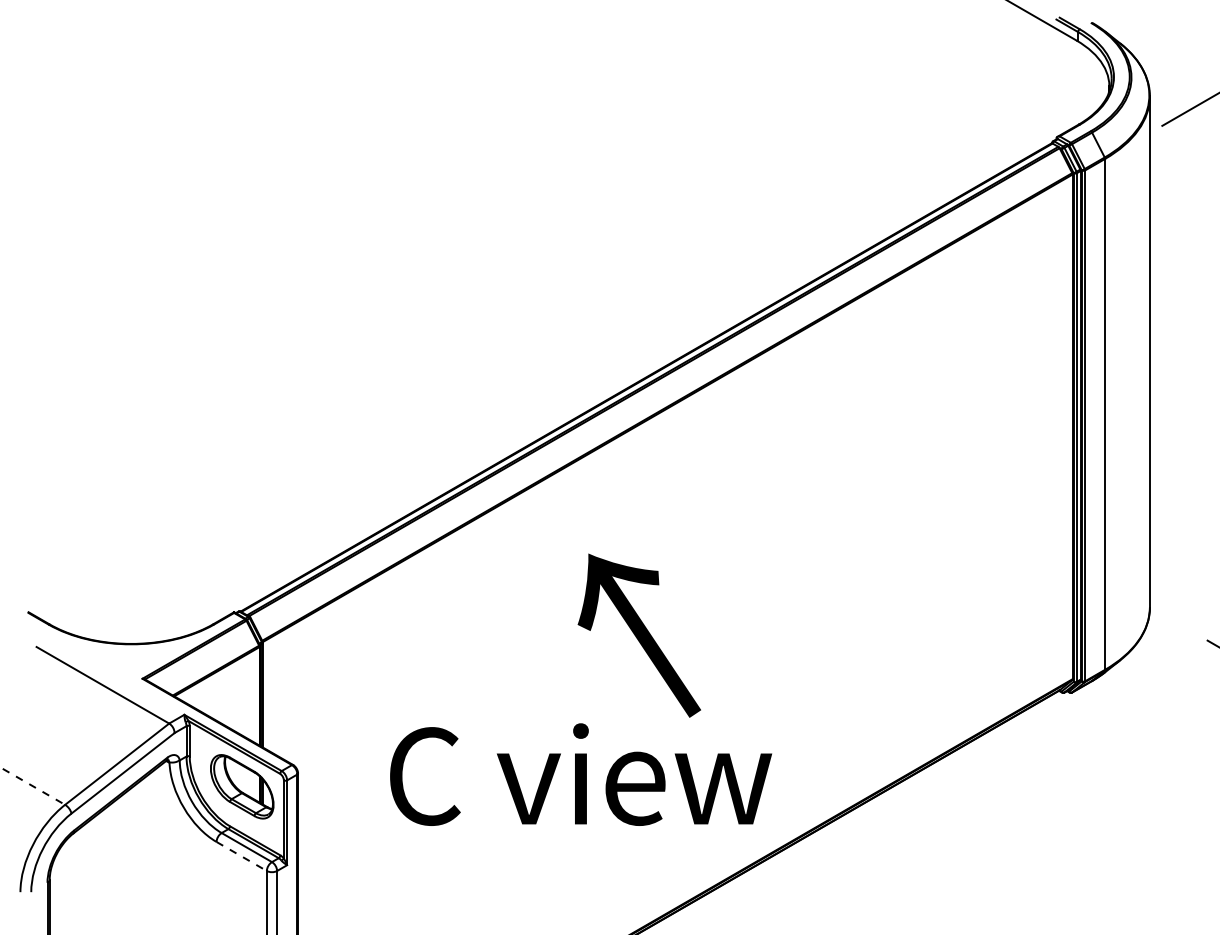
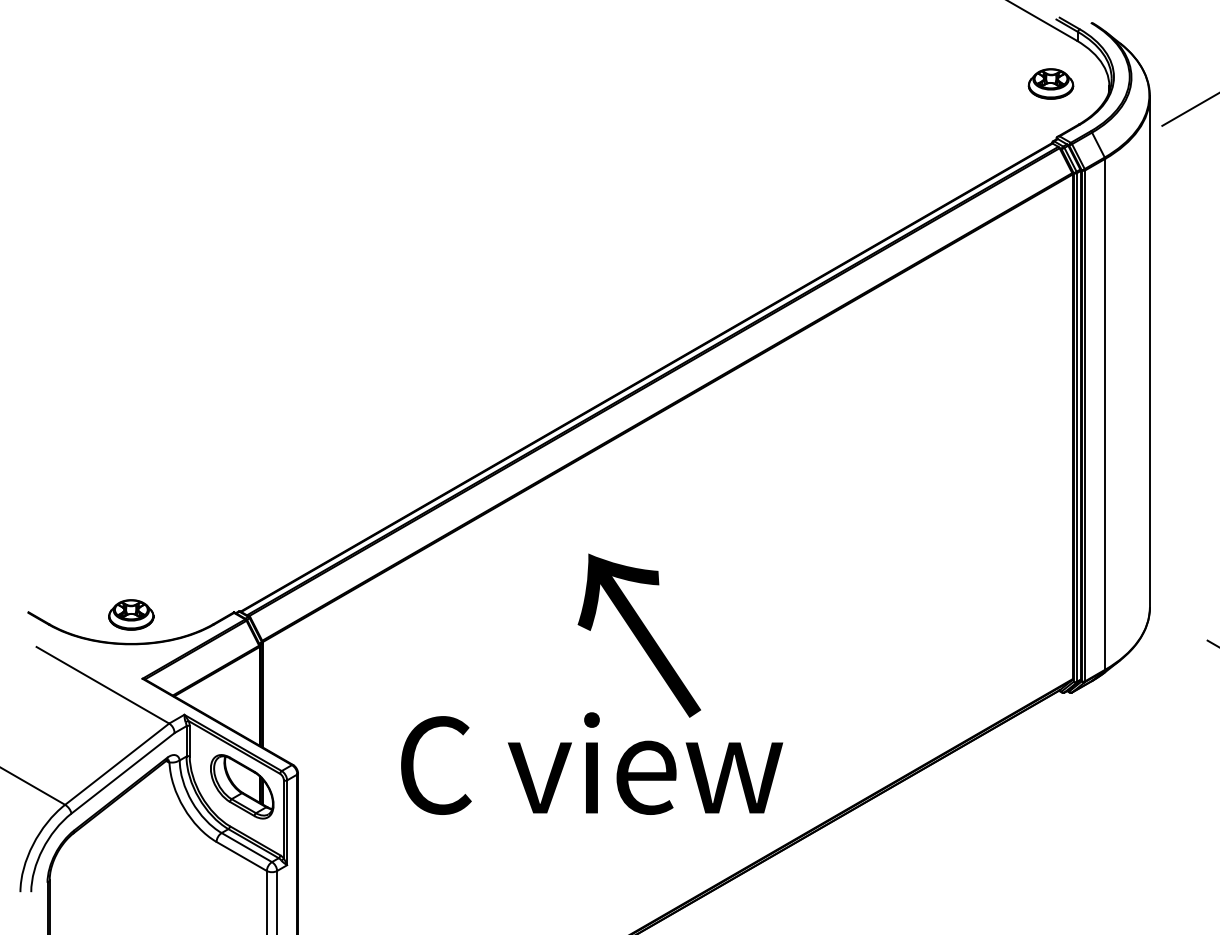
part: none -> present (1050, 83)
part: none -> present (131, 614)
text position: (581, 774) -> (592, 763) (592, 763)
line: dashed -> solid (33, 786)
line: dashed -> solid (242, 856)
